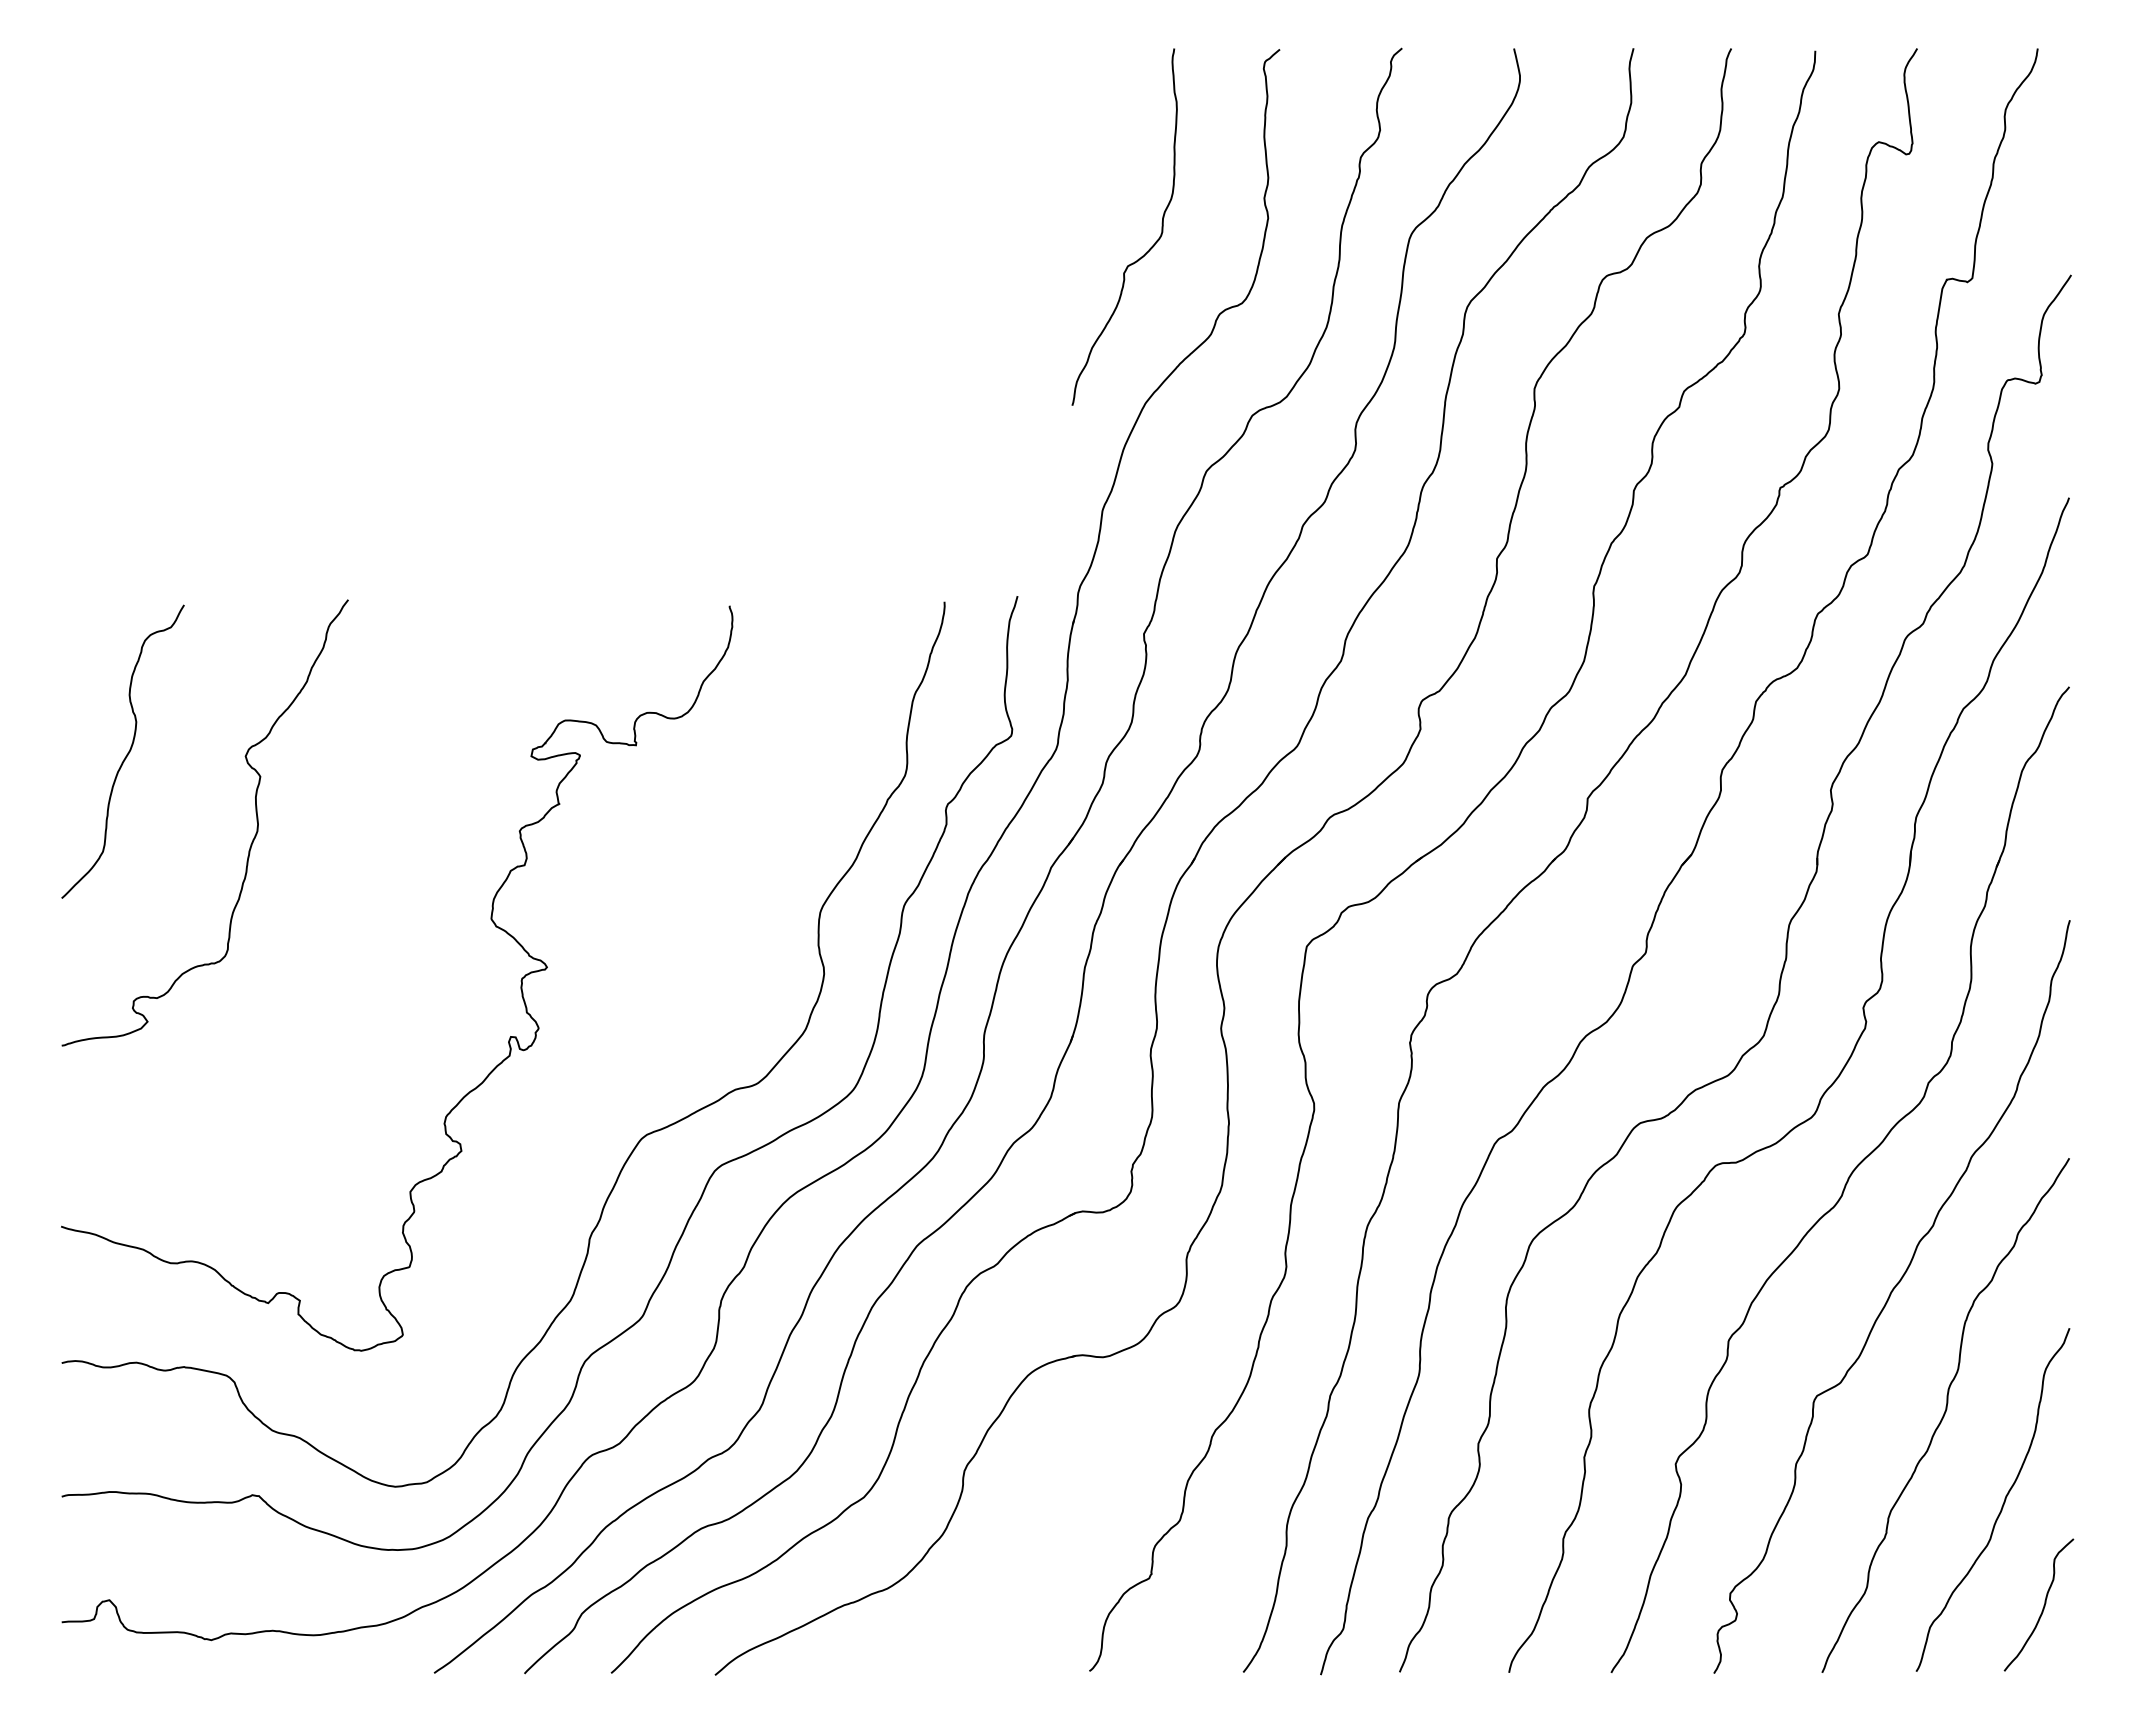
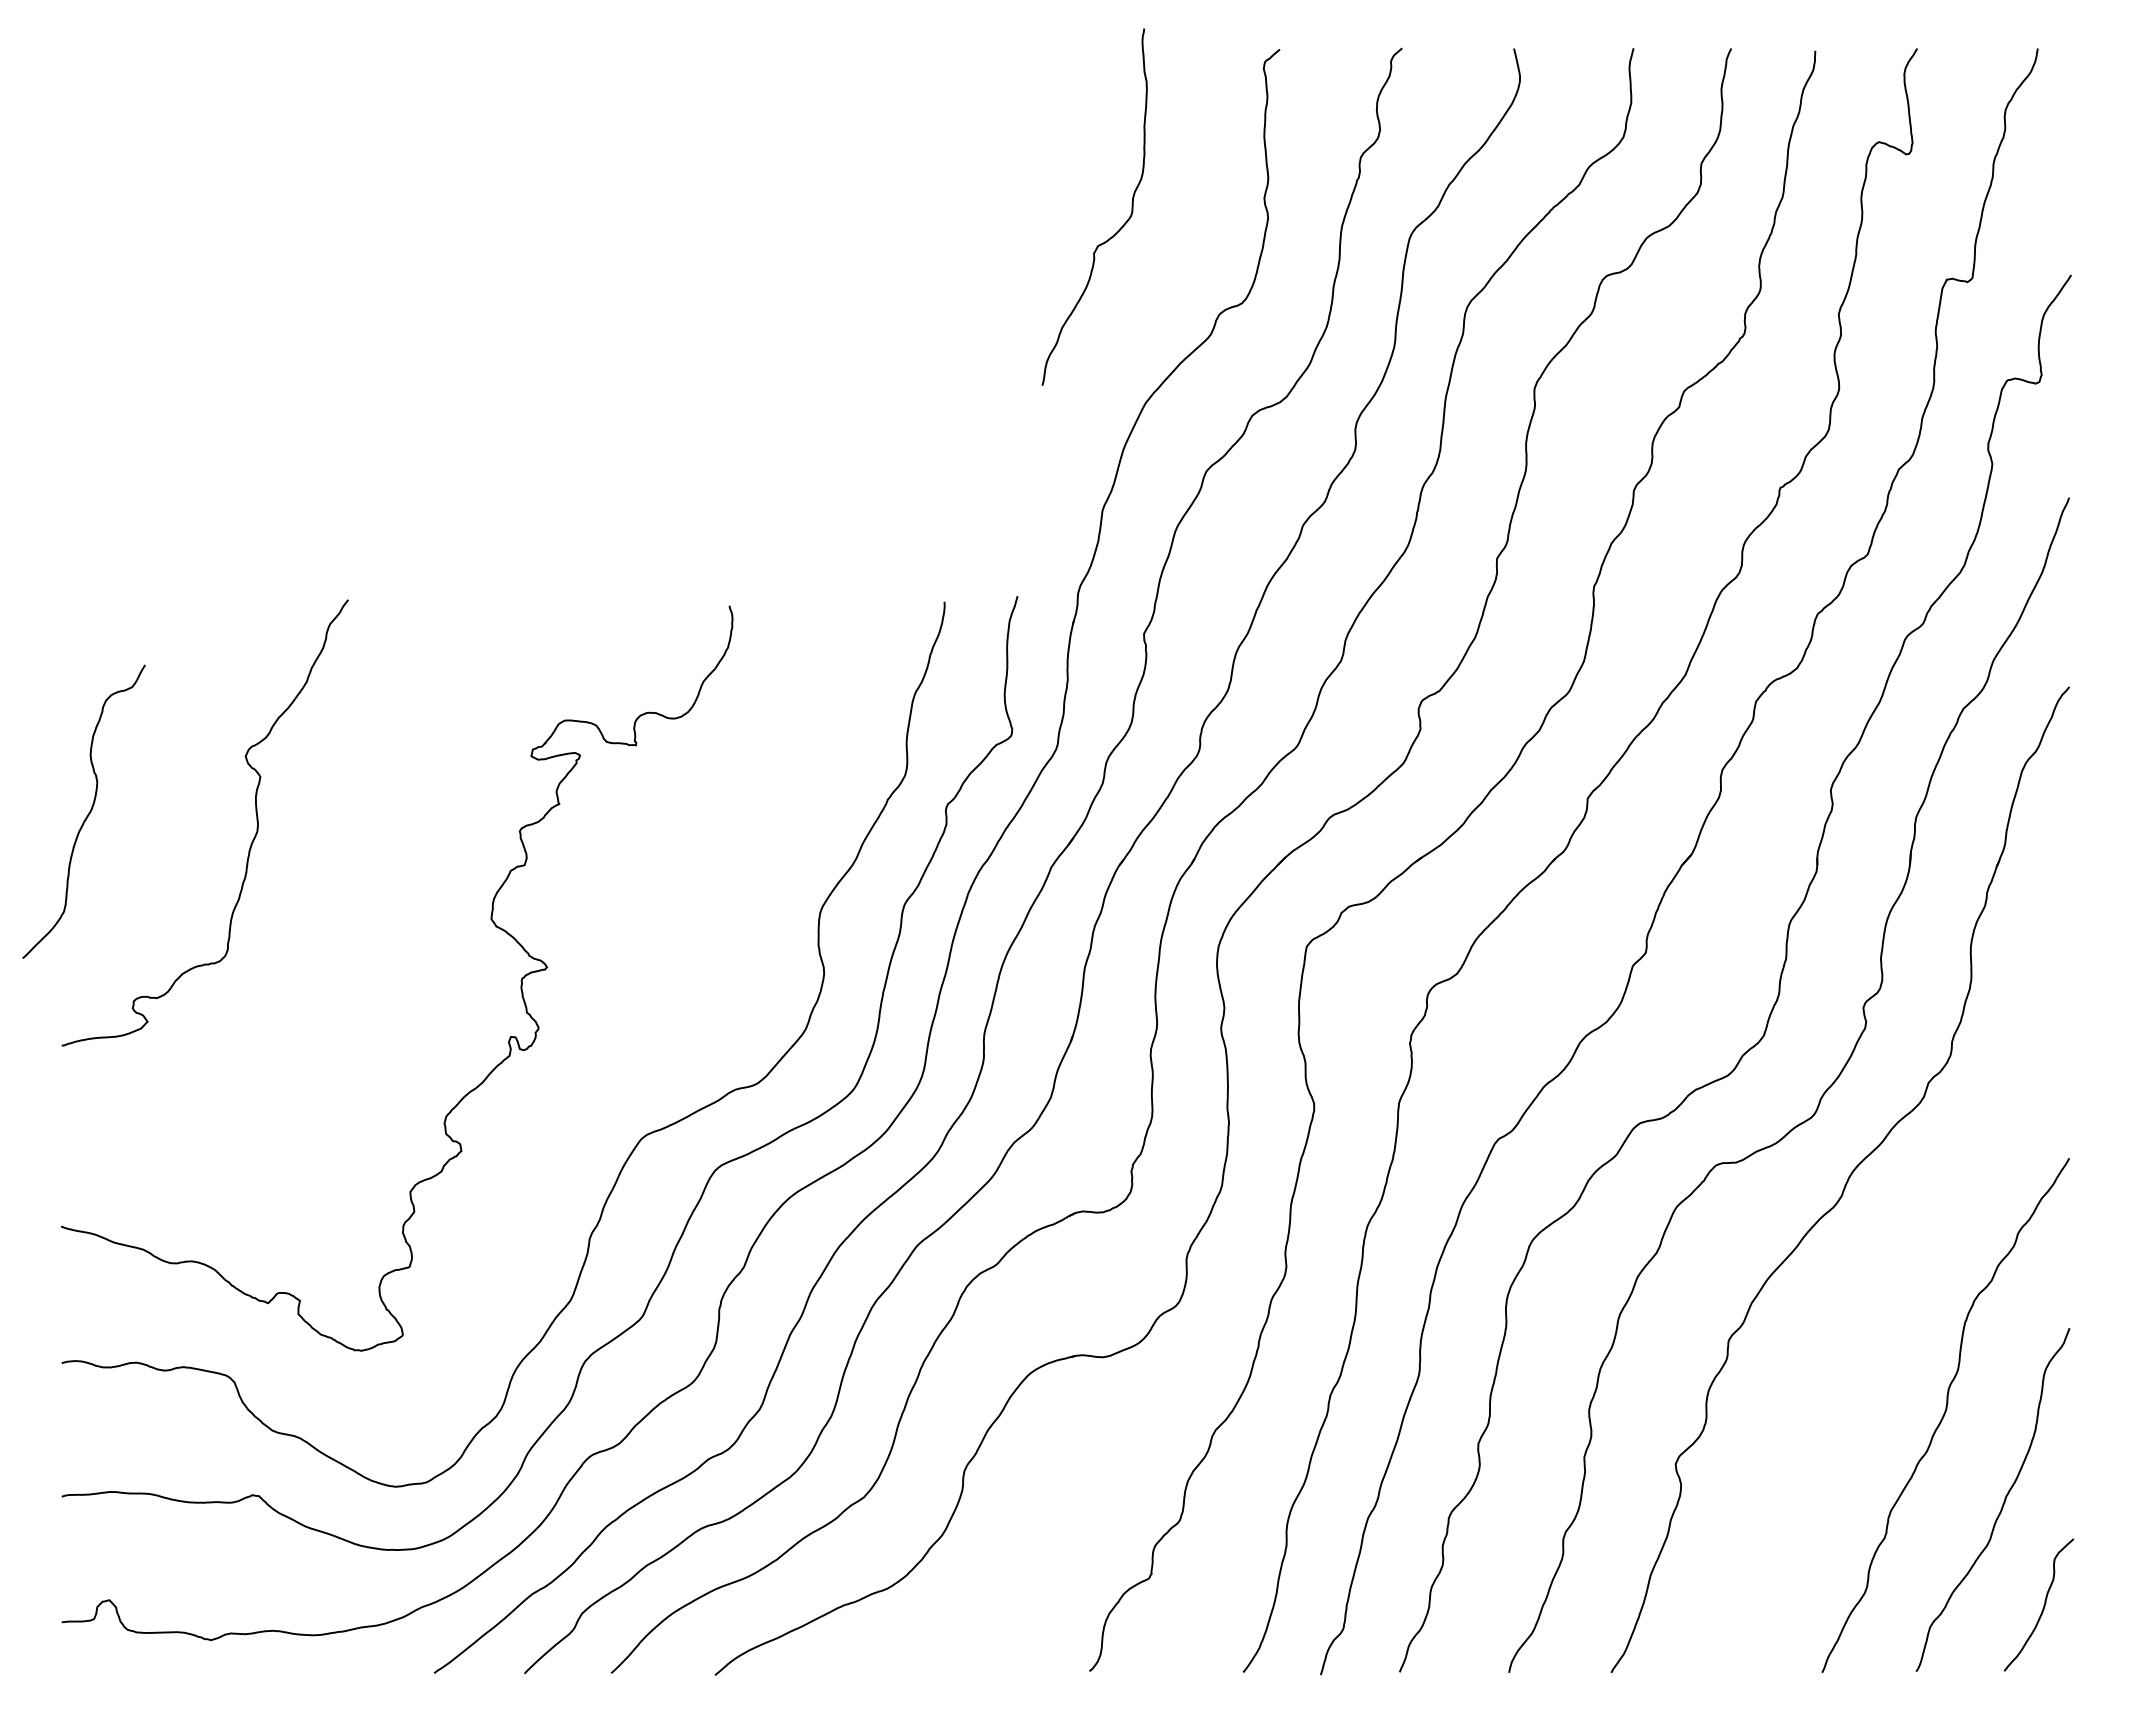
curve position: (1148, 249) -> (1118, 229) (1118, 229)
curve position: (126, 754) -> (87, 814) (87, 814)
curve: present -> none (1890, 1296)
